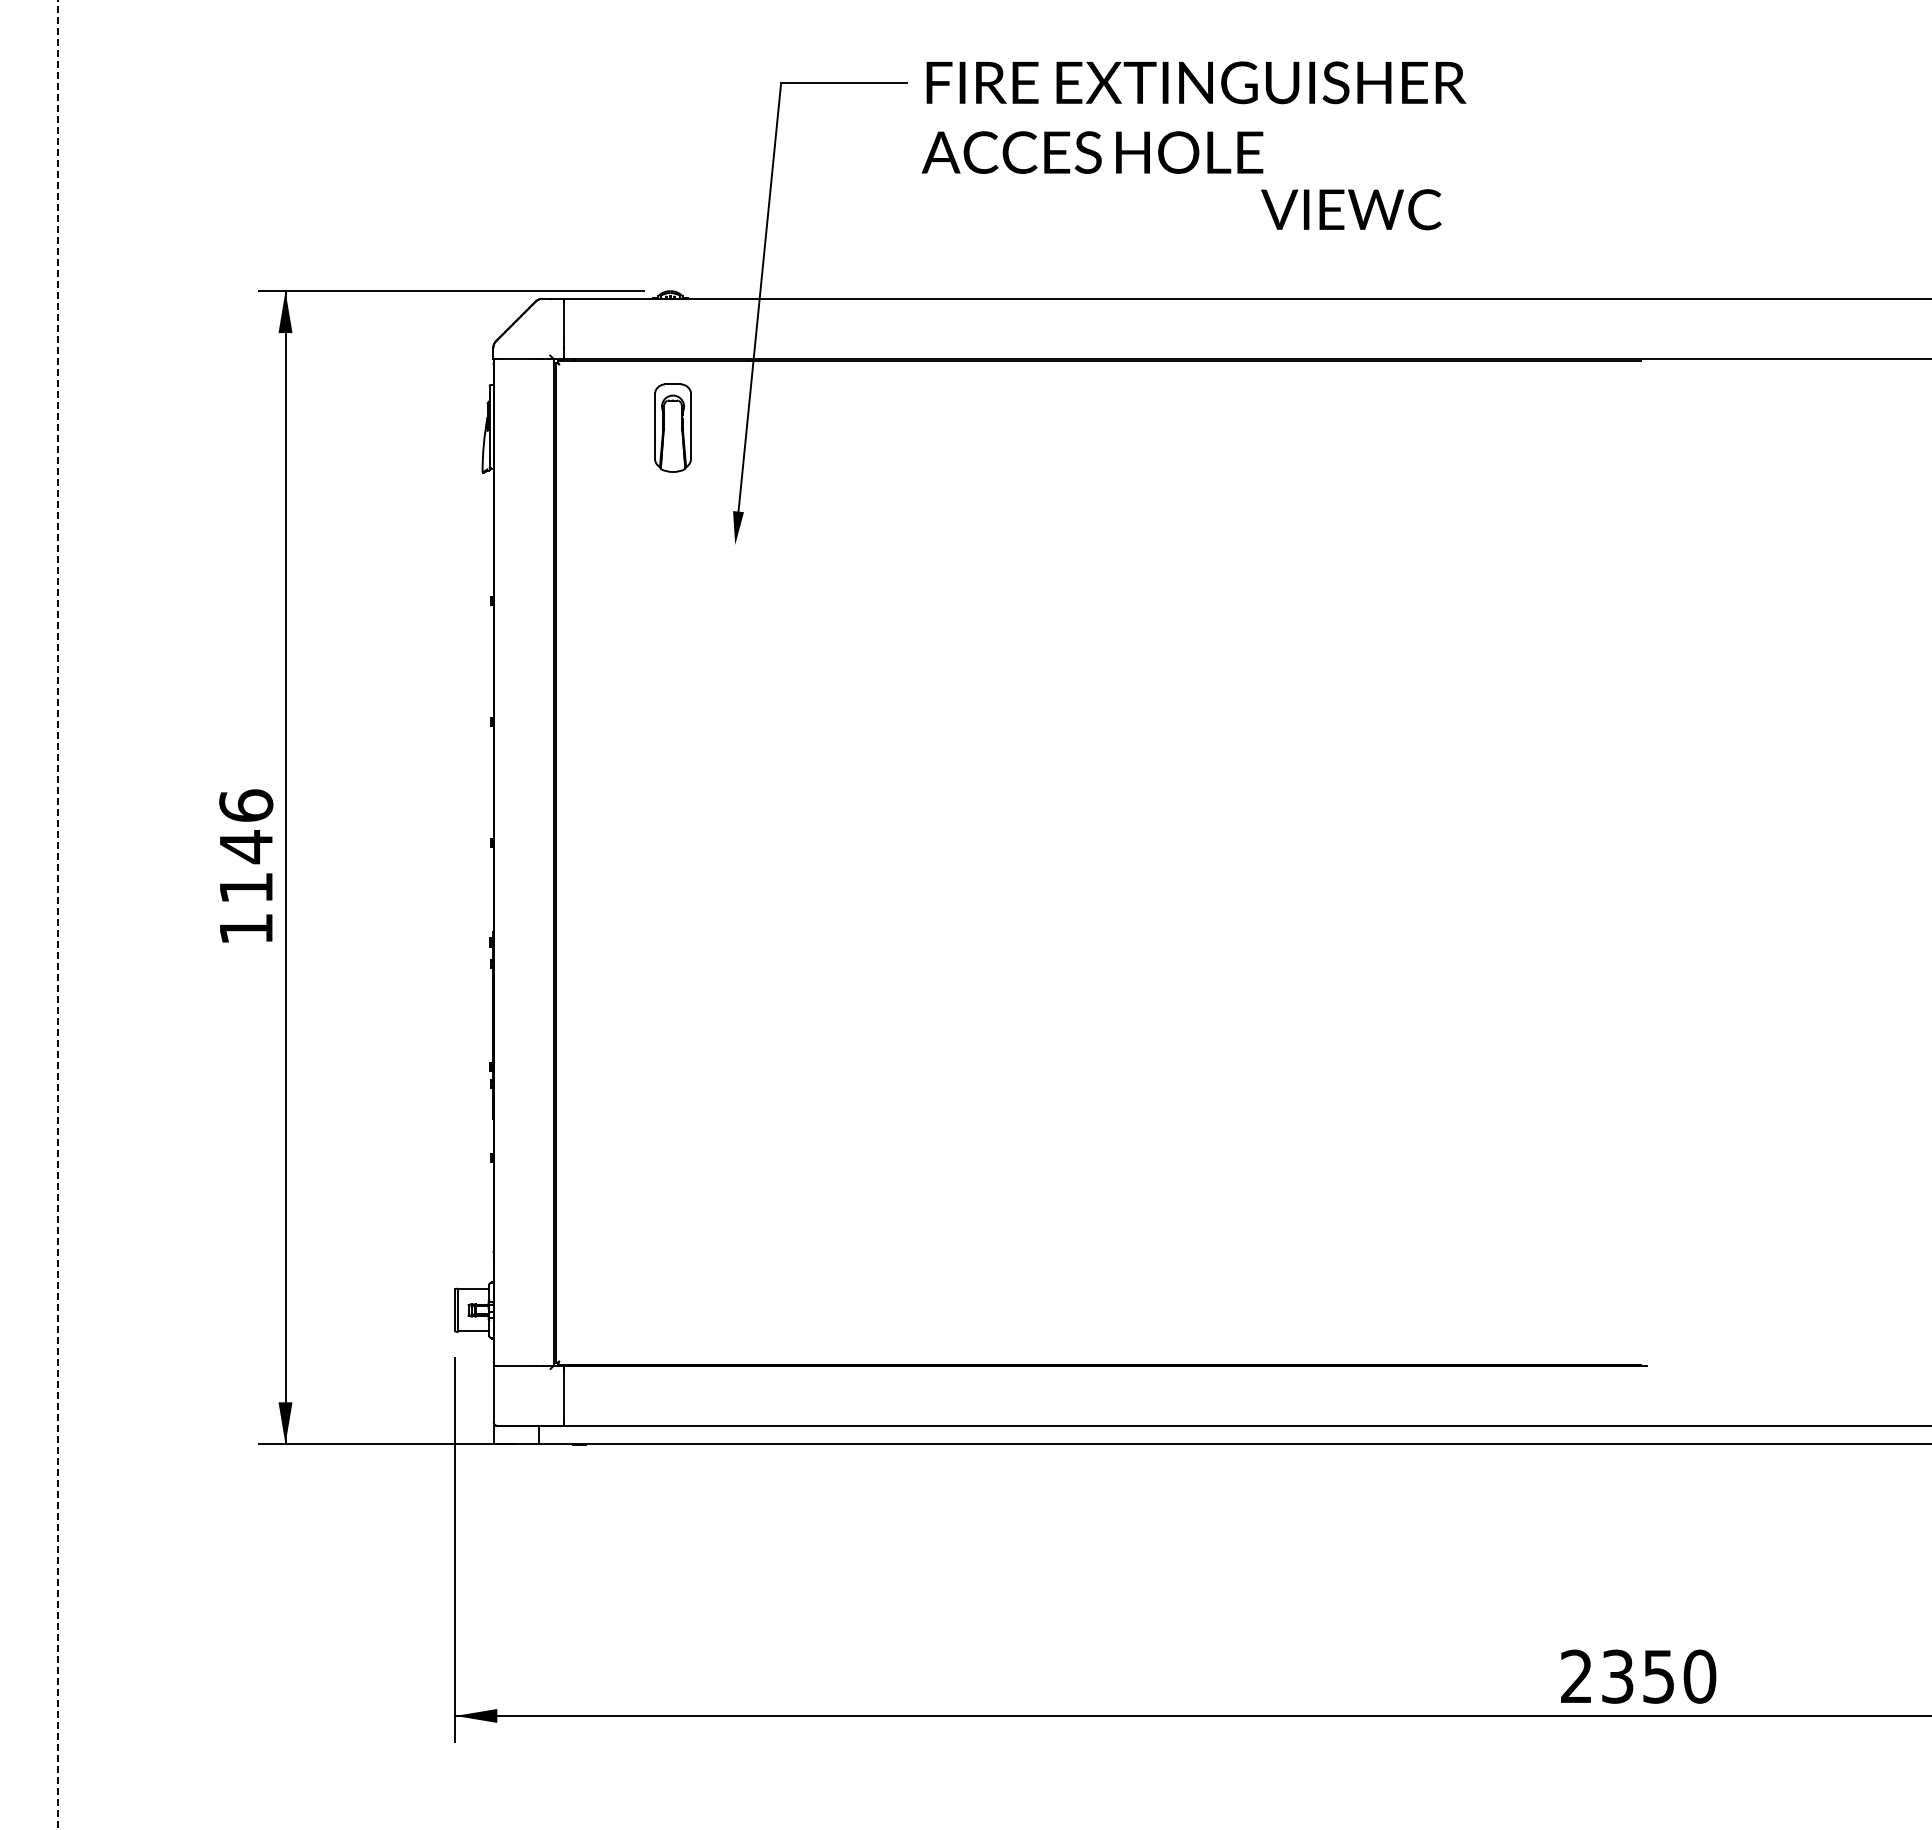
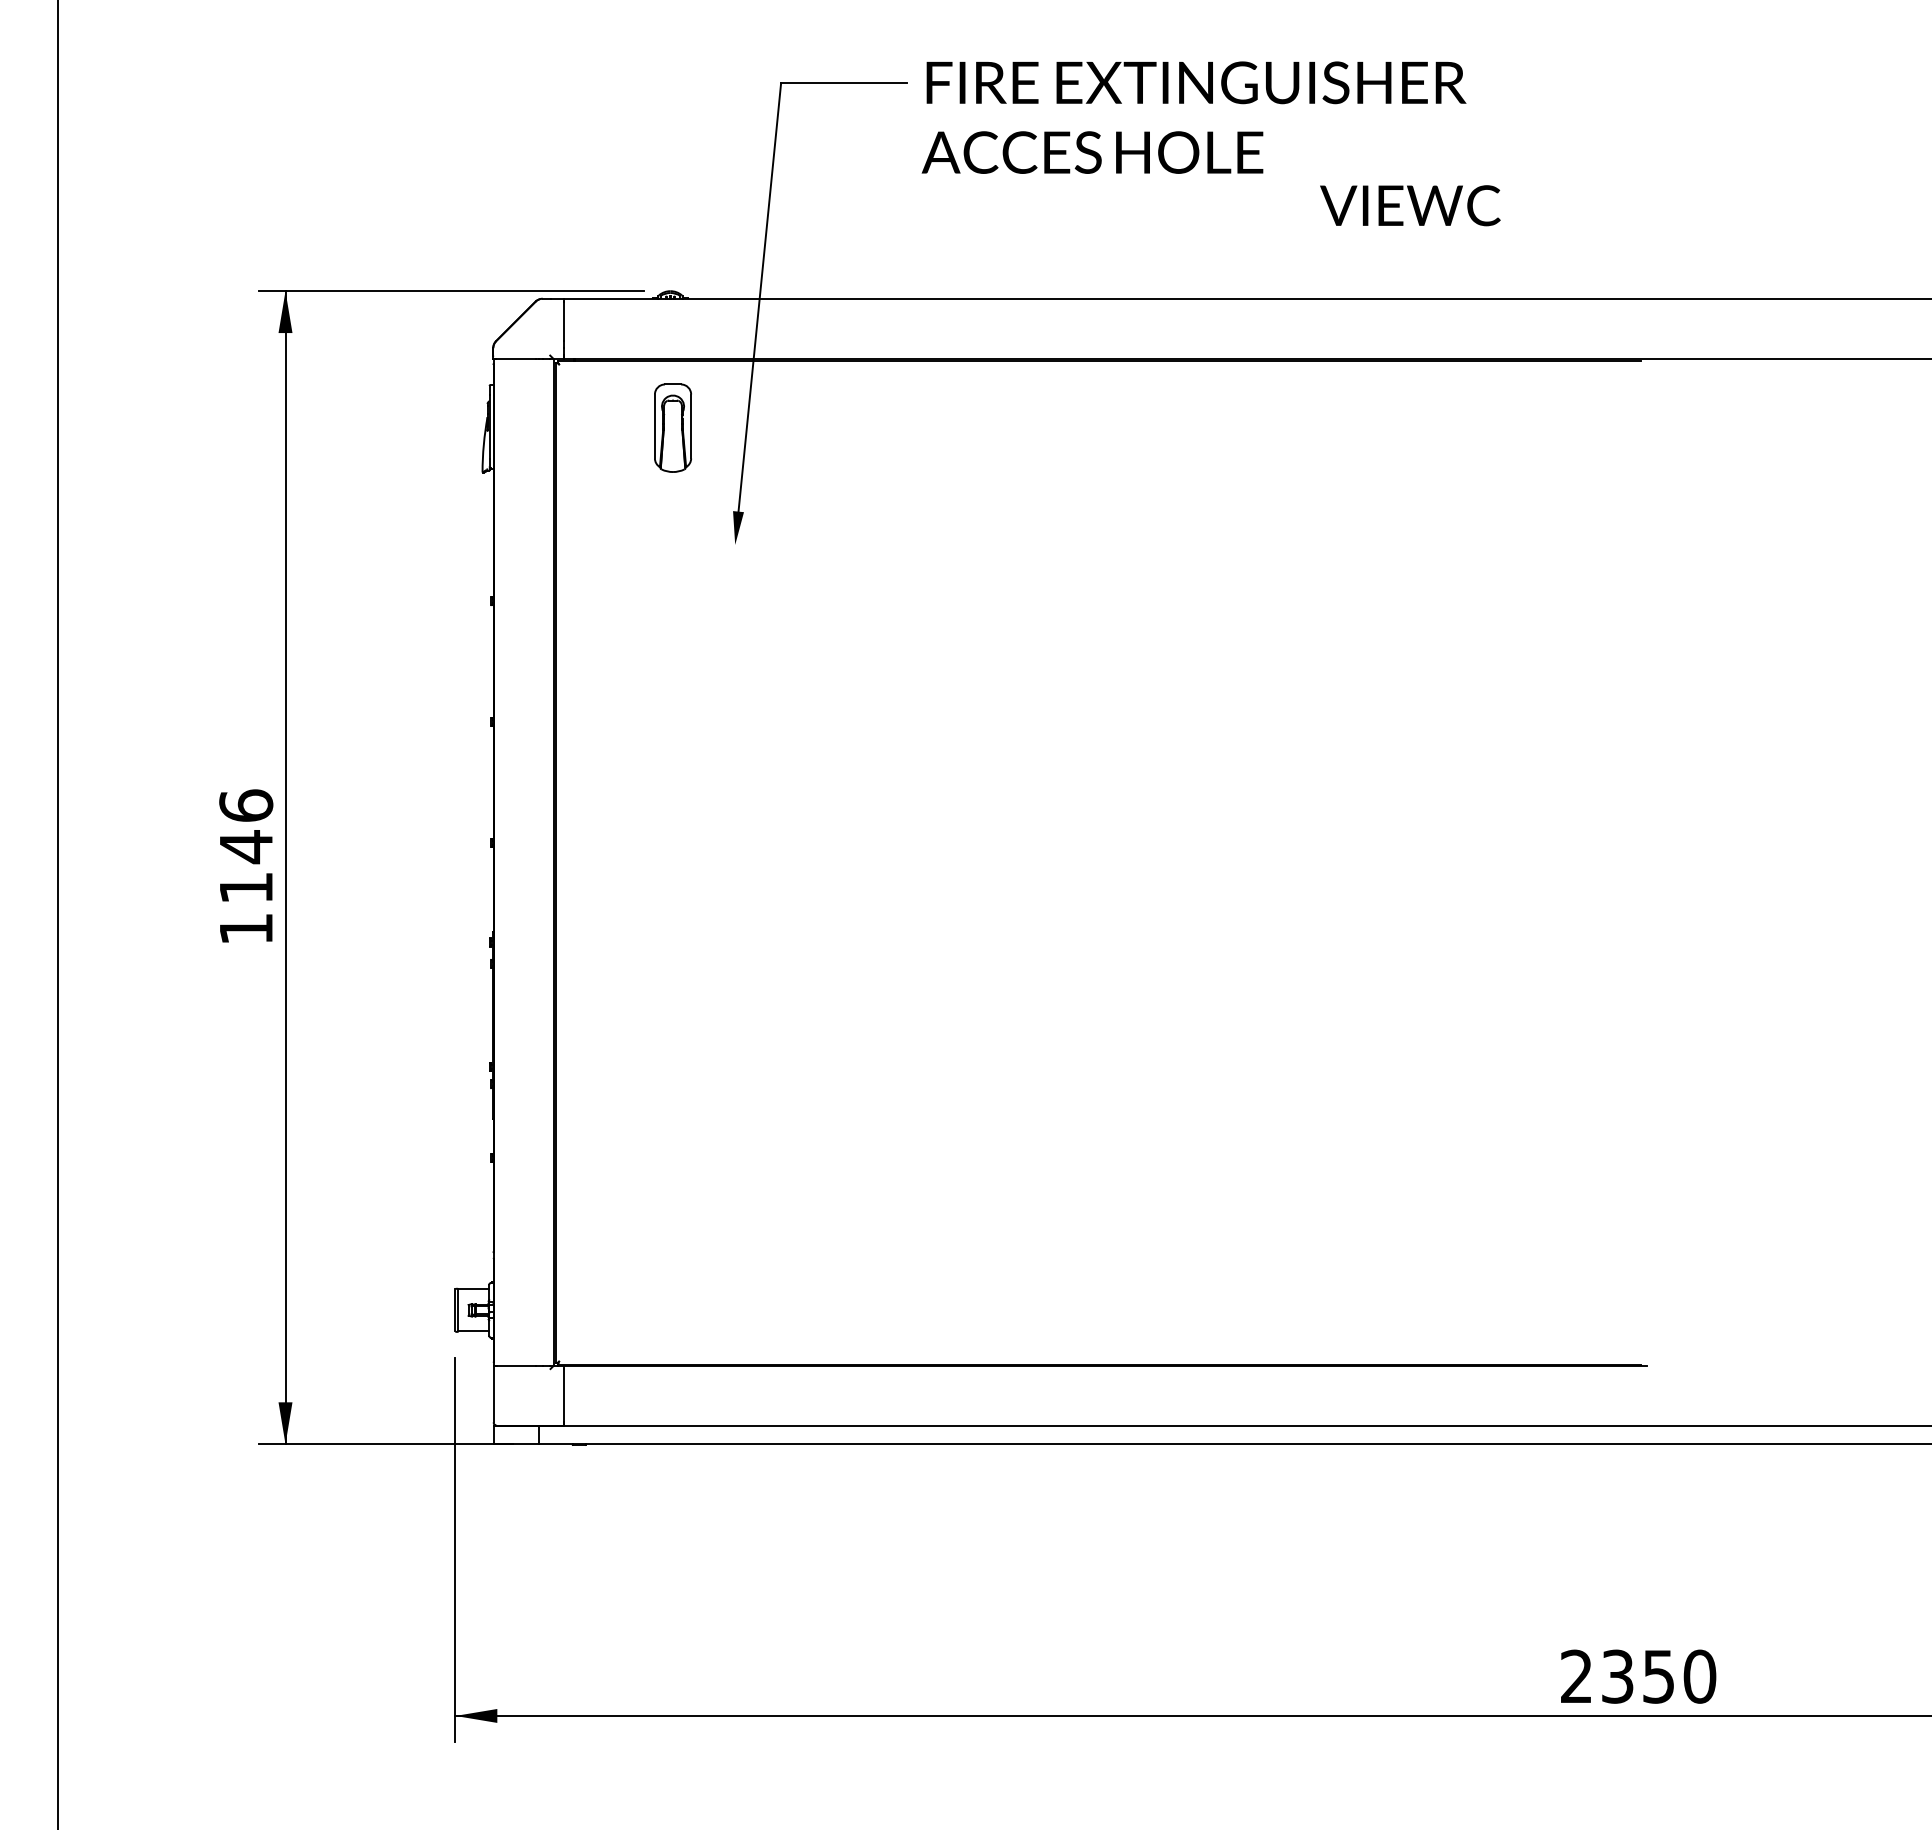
text position: (1351, 209) -> (1410, 205) (1410, 205)
line: dashed -> solid (57, 916)
